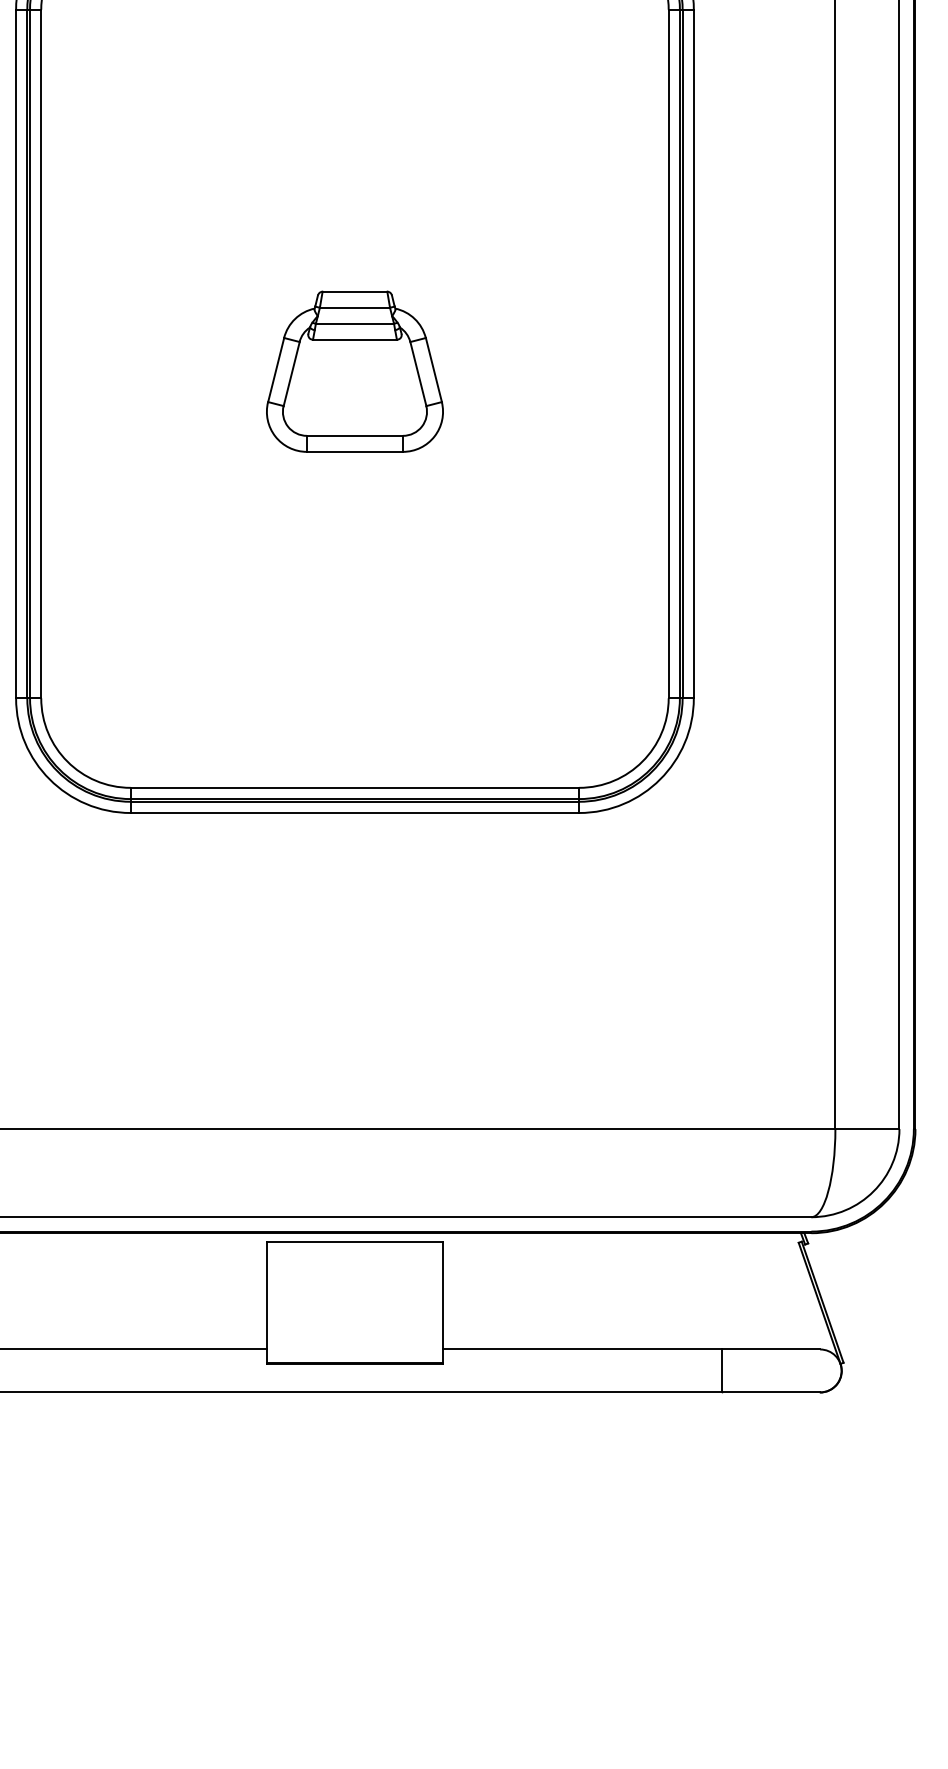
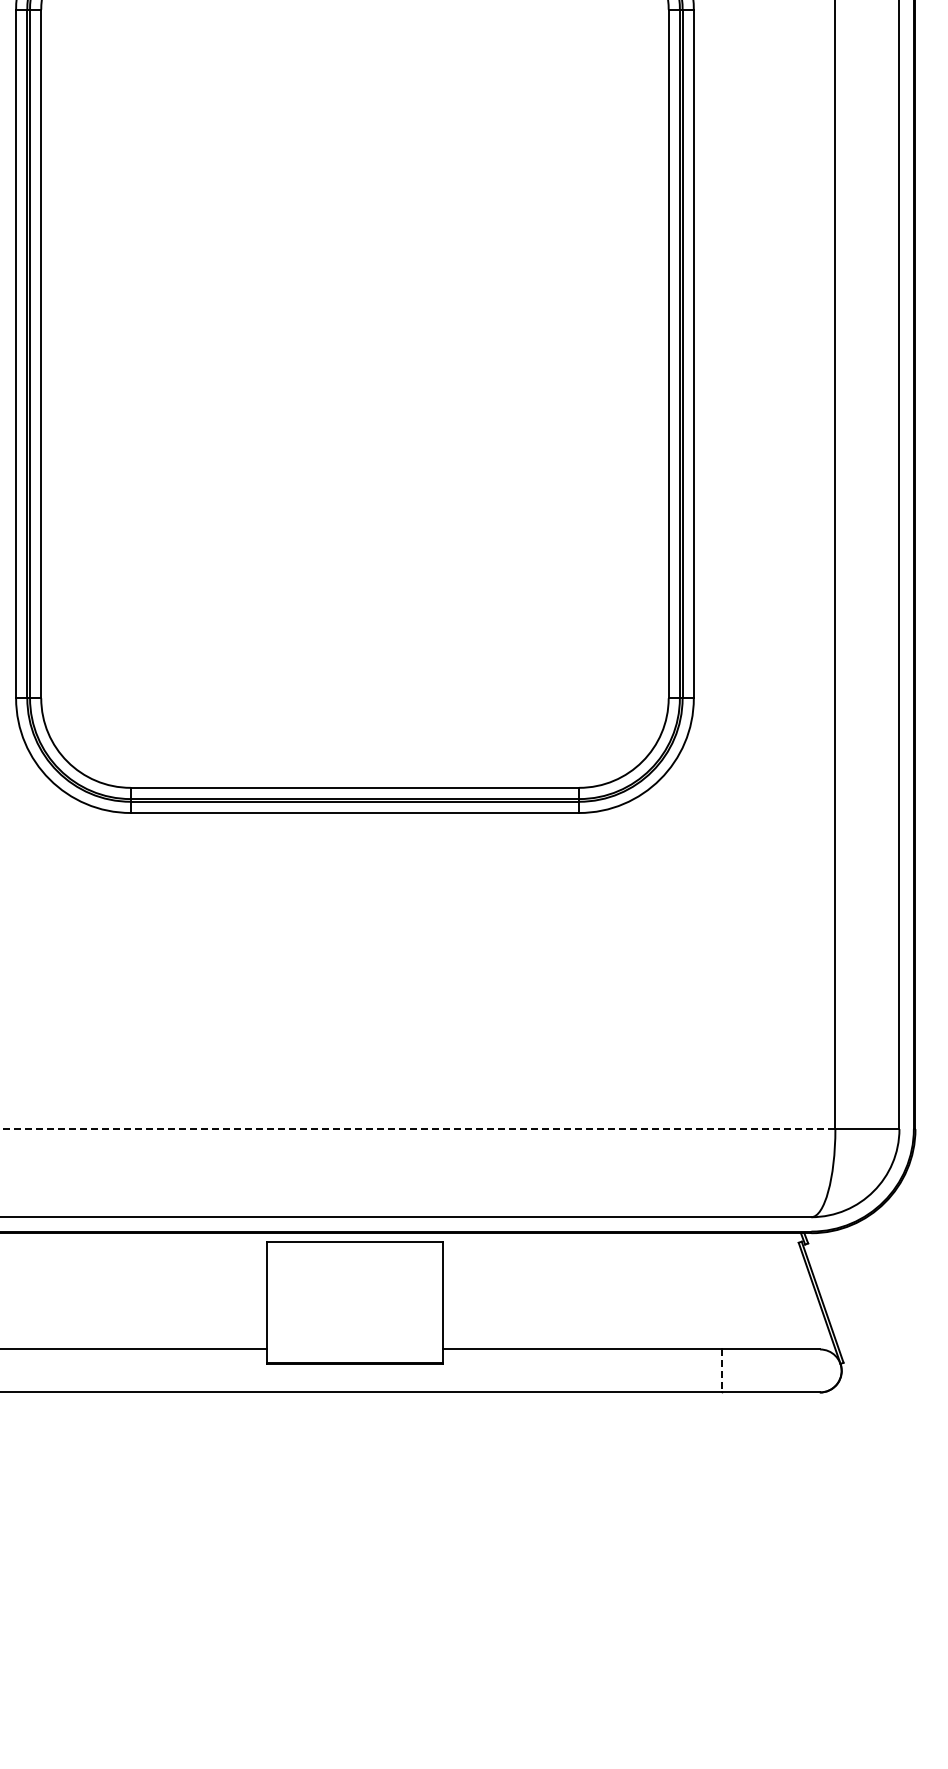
part: present -> none (354, 371)
line: solid -> dashed (417, 1129)
line: solid -> dashed (721, 1370)
